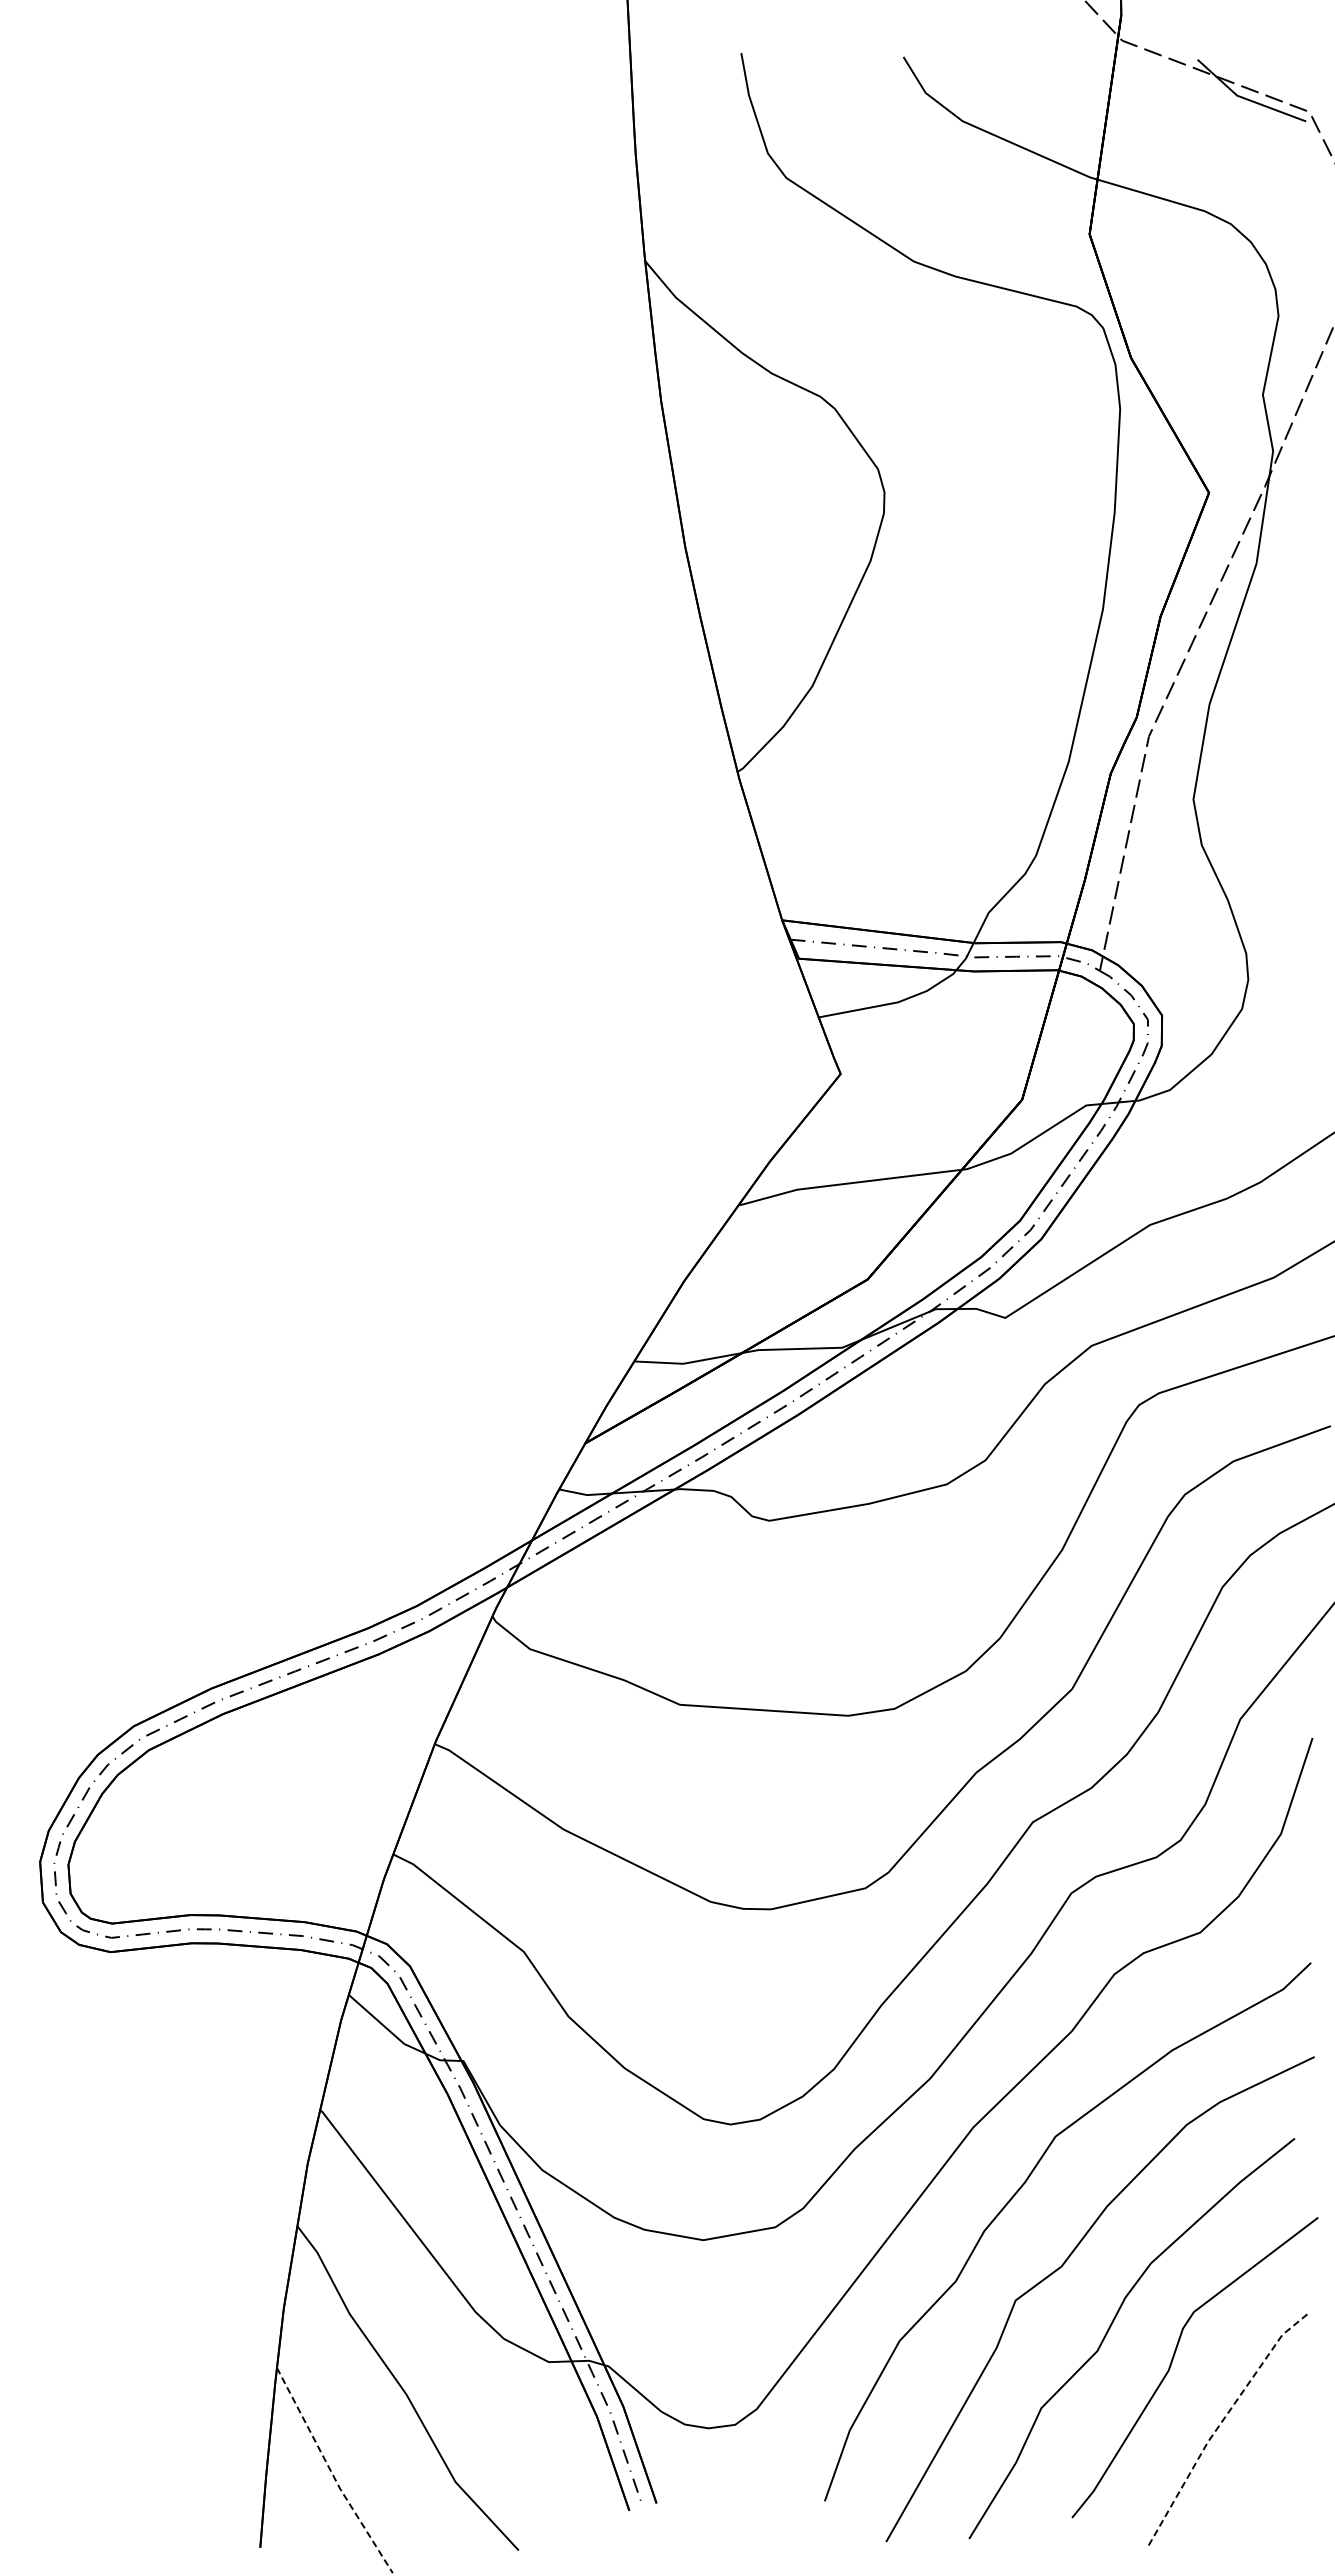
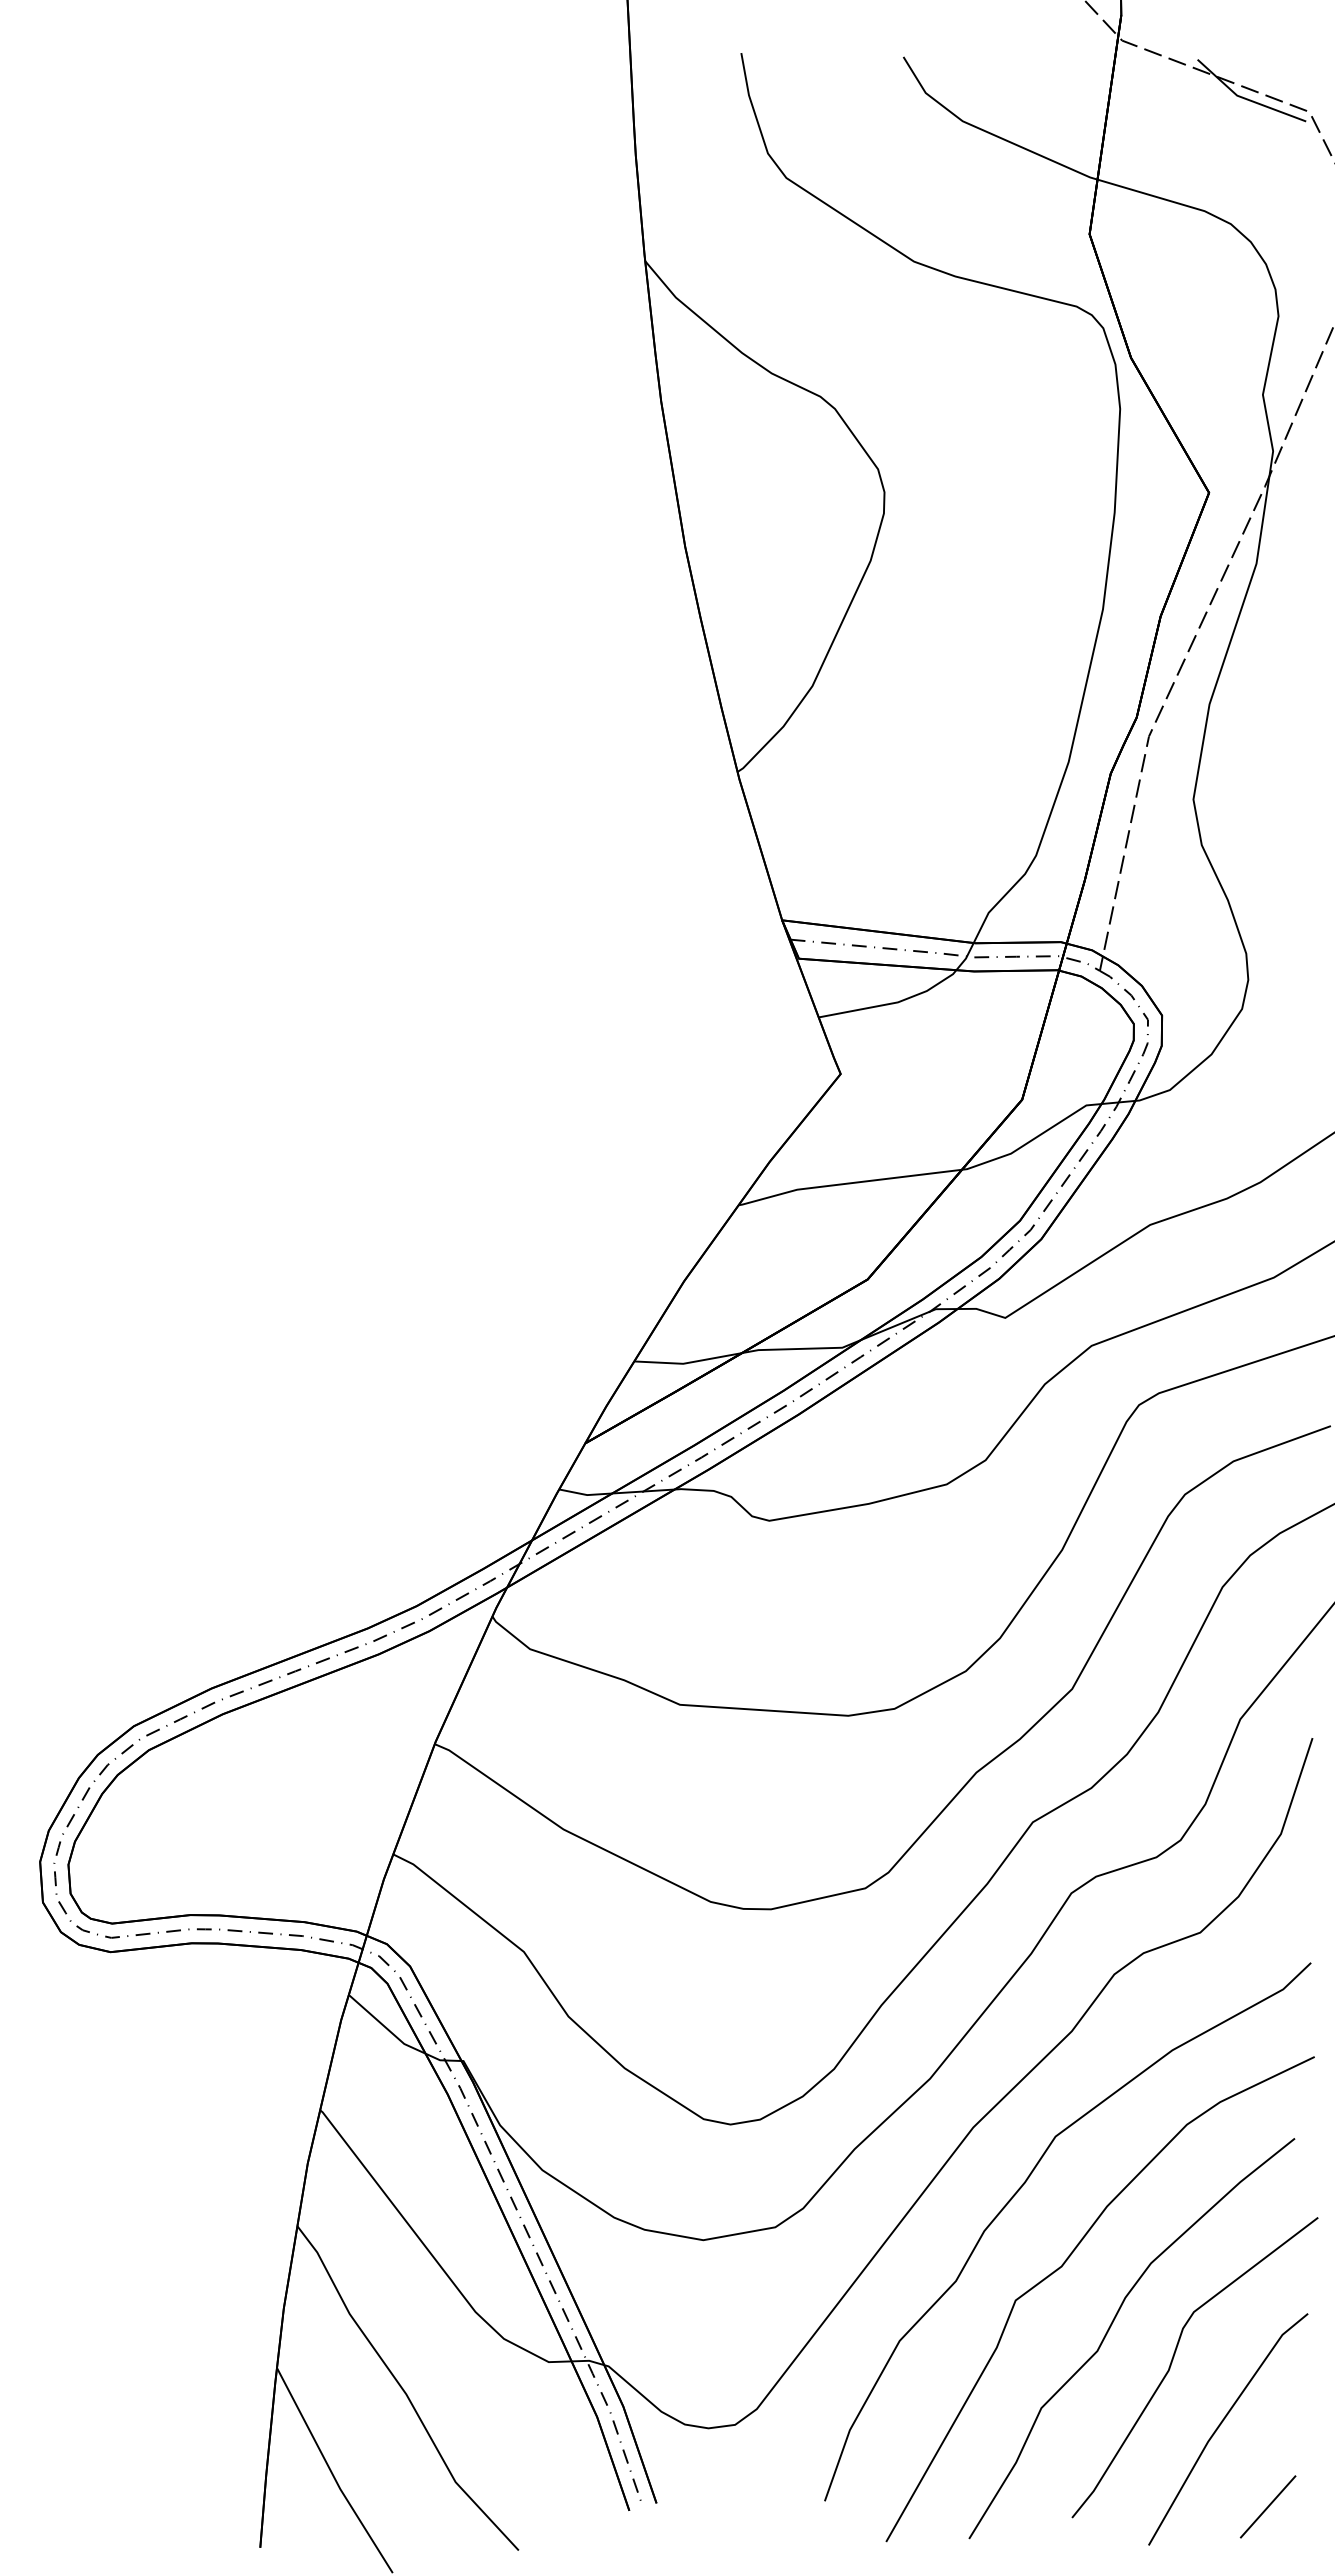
line: dashed -> solid (1221, 2422)
line: dashed -> solid (332, 2473)
line: none -> present (1267, 2506)
